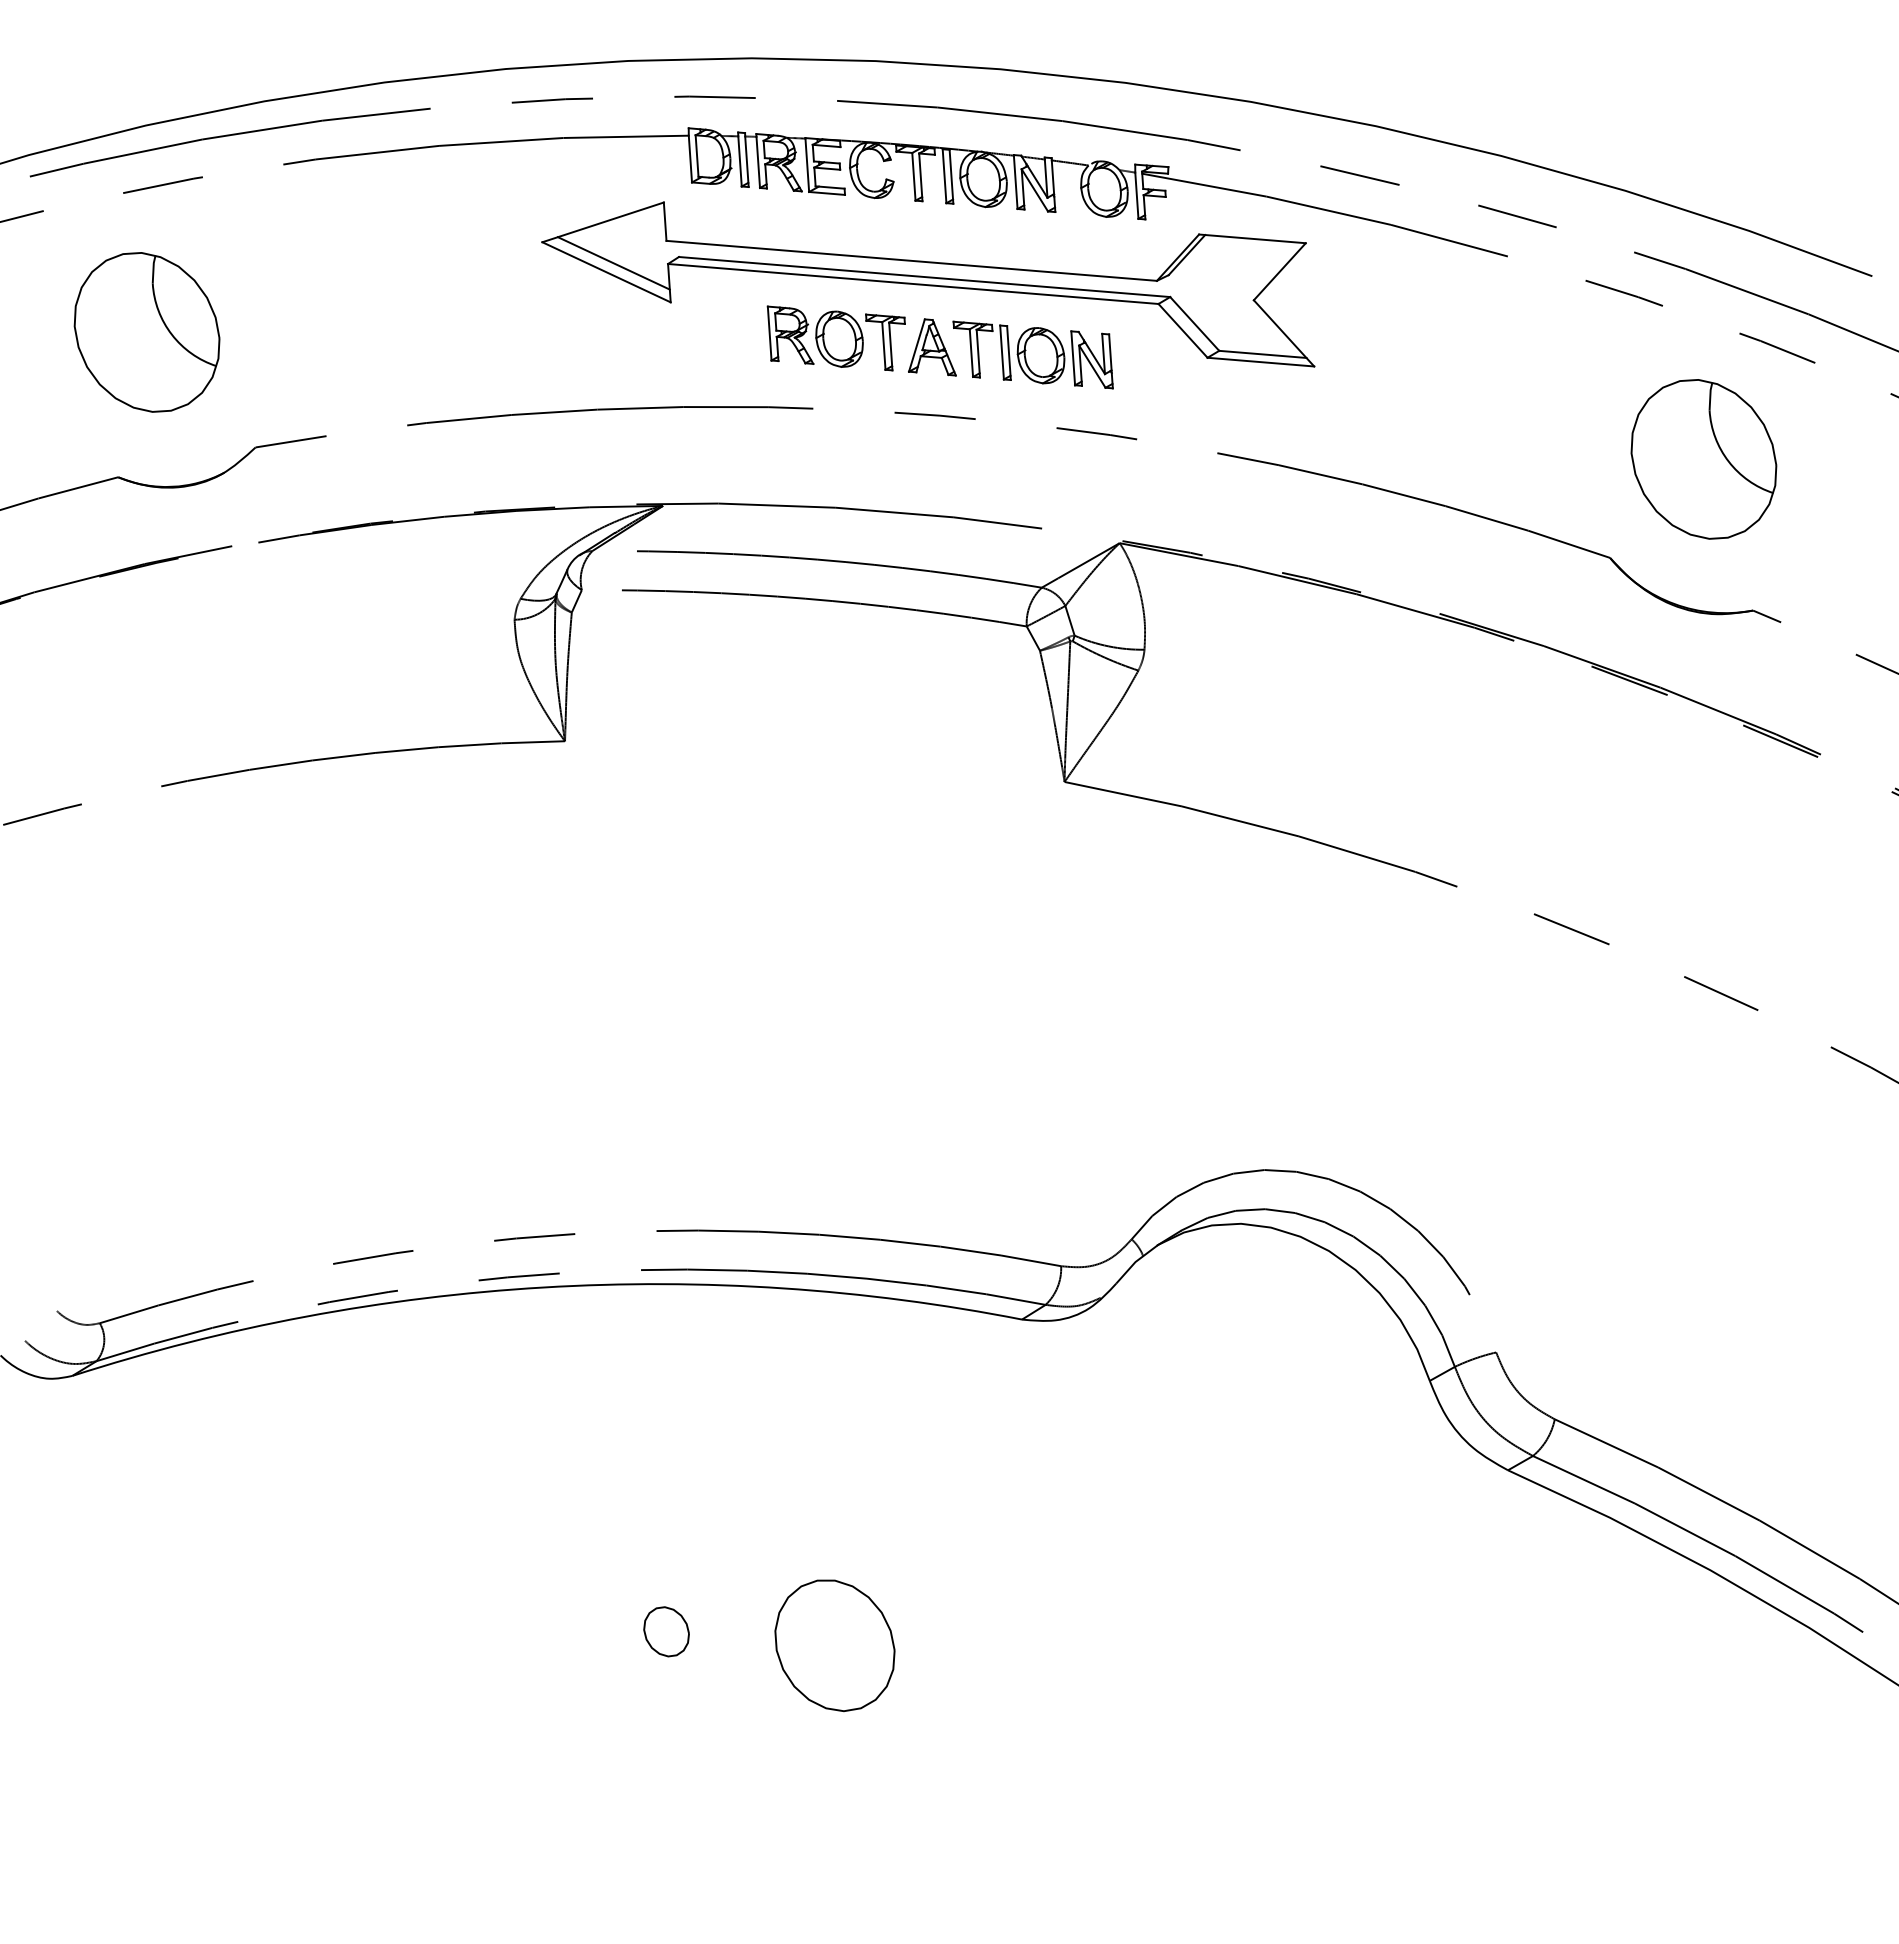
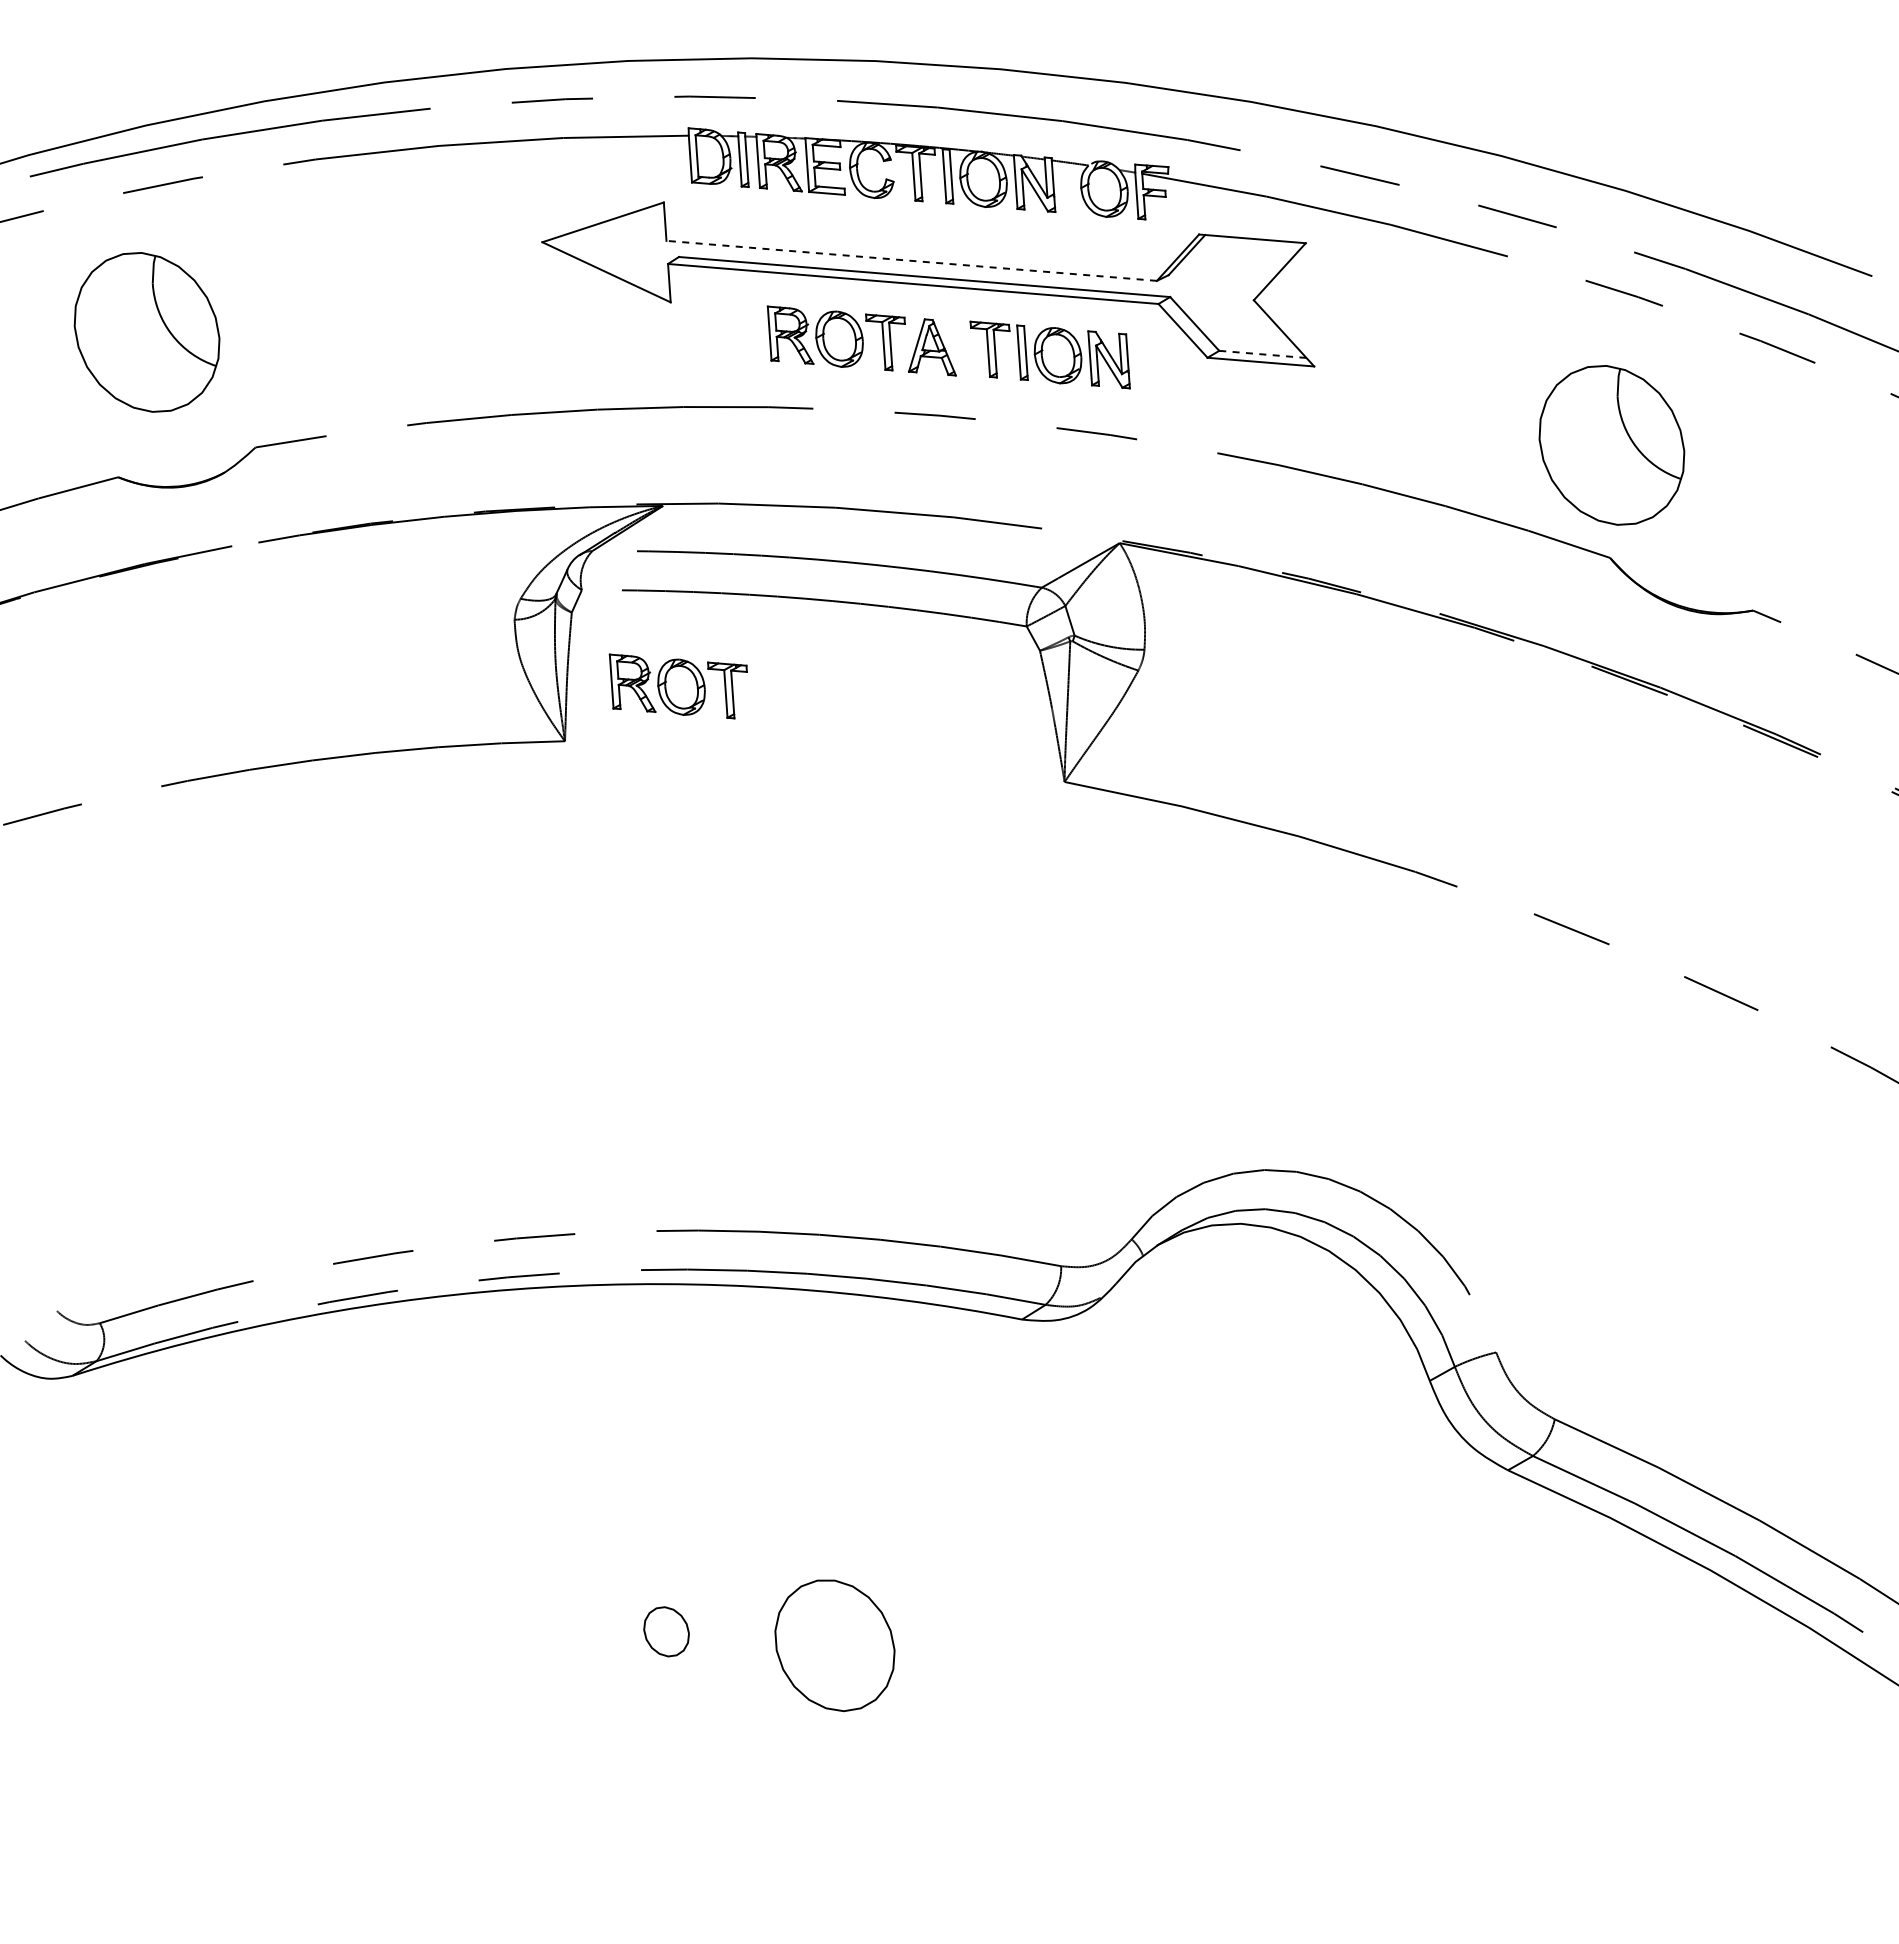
line: solid -> dashed (911, 260)
line: present -> none (613, 263)
part position: (1032, 354) -> (1049, 354) (1049, 354)
line: solid -> dashed (1262, 354)
part position: (1703, 459) -> (1611, 445) (1611, 445)
part: none -> present (677, 686)
